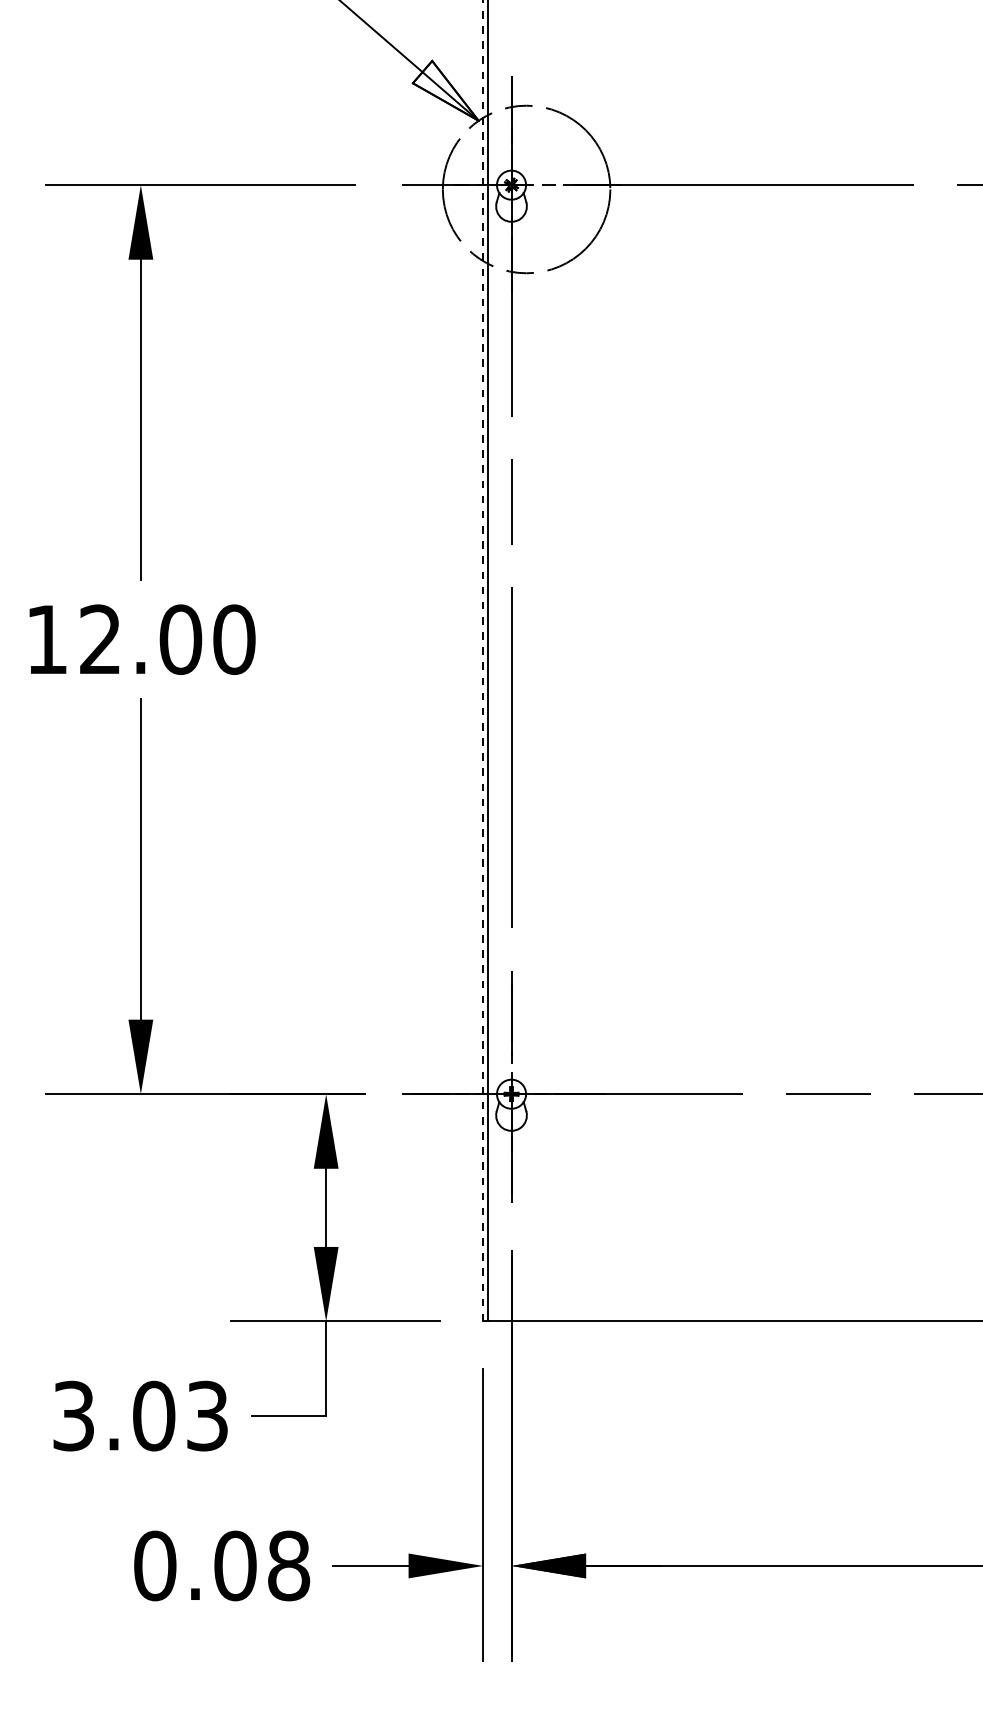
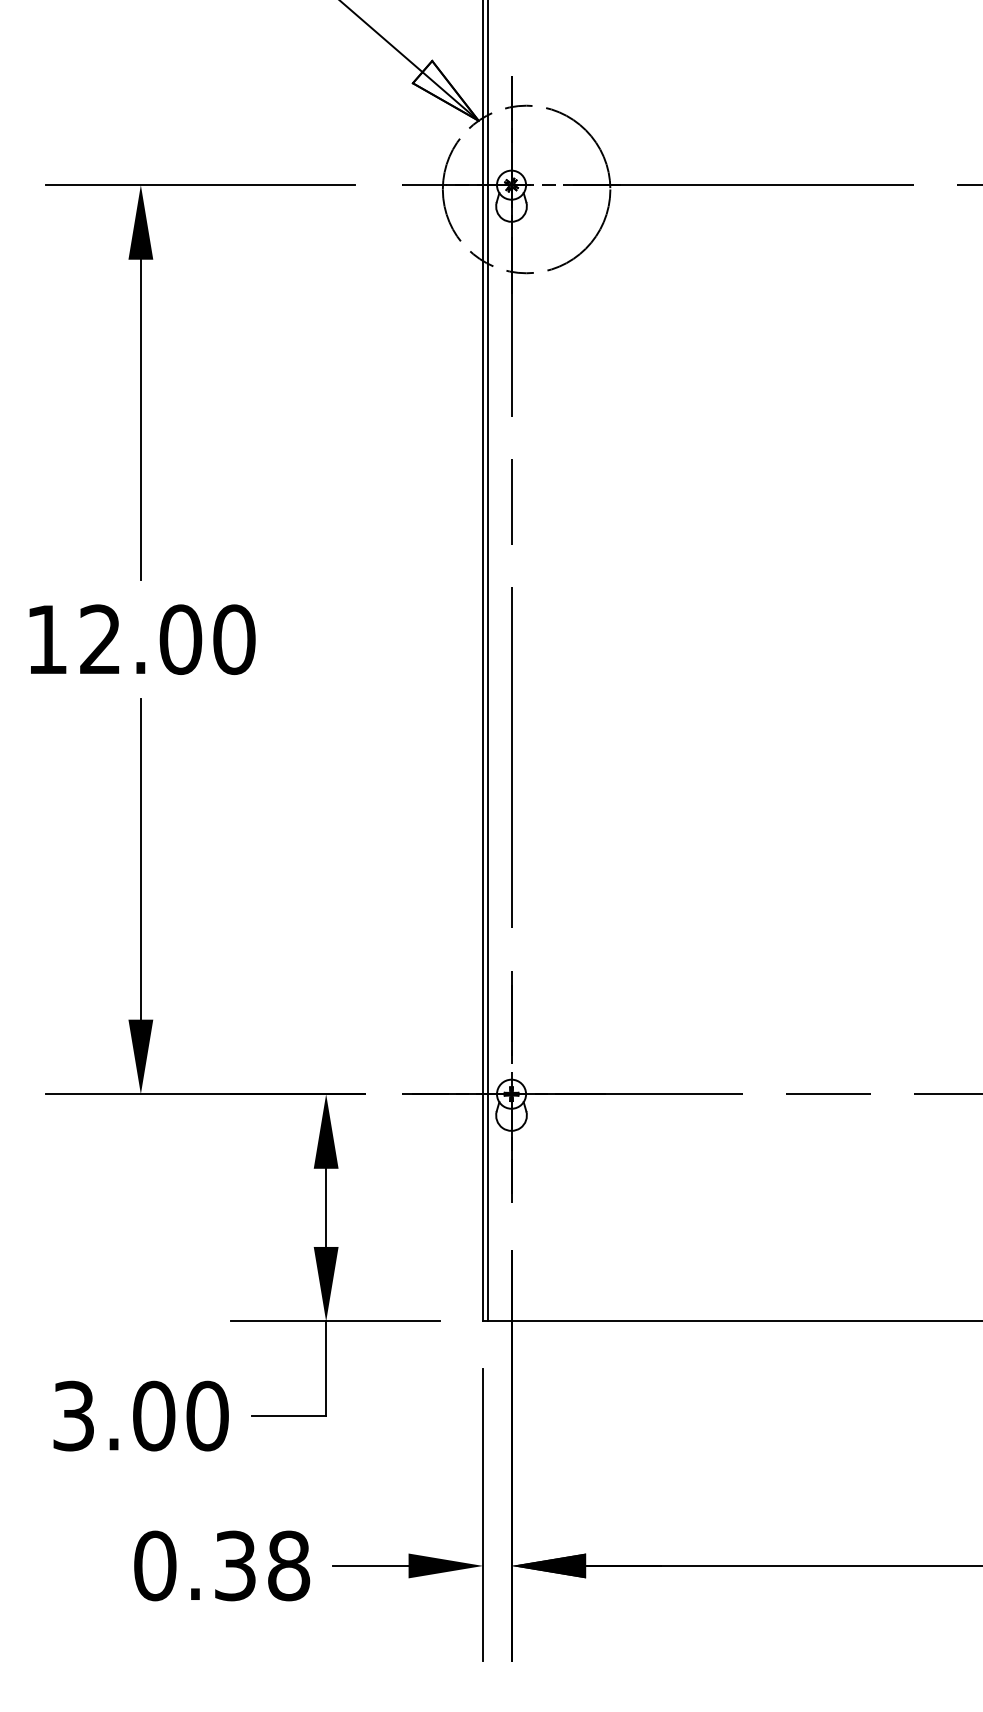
line: dashed -> solid (483, 660)
text: 3.03 -> 3.00 (207, 1415)
text: 0.08 -> 0.38 (235, 1565)
